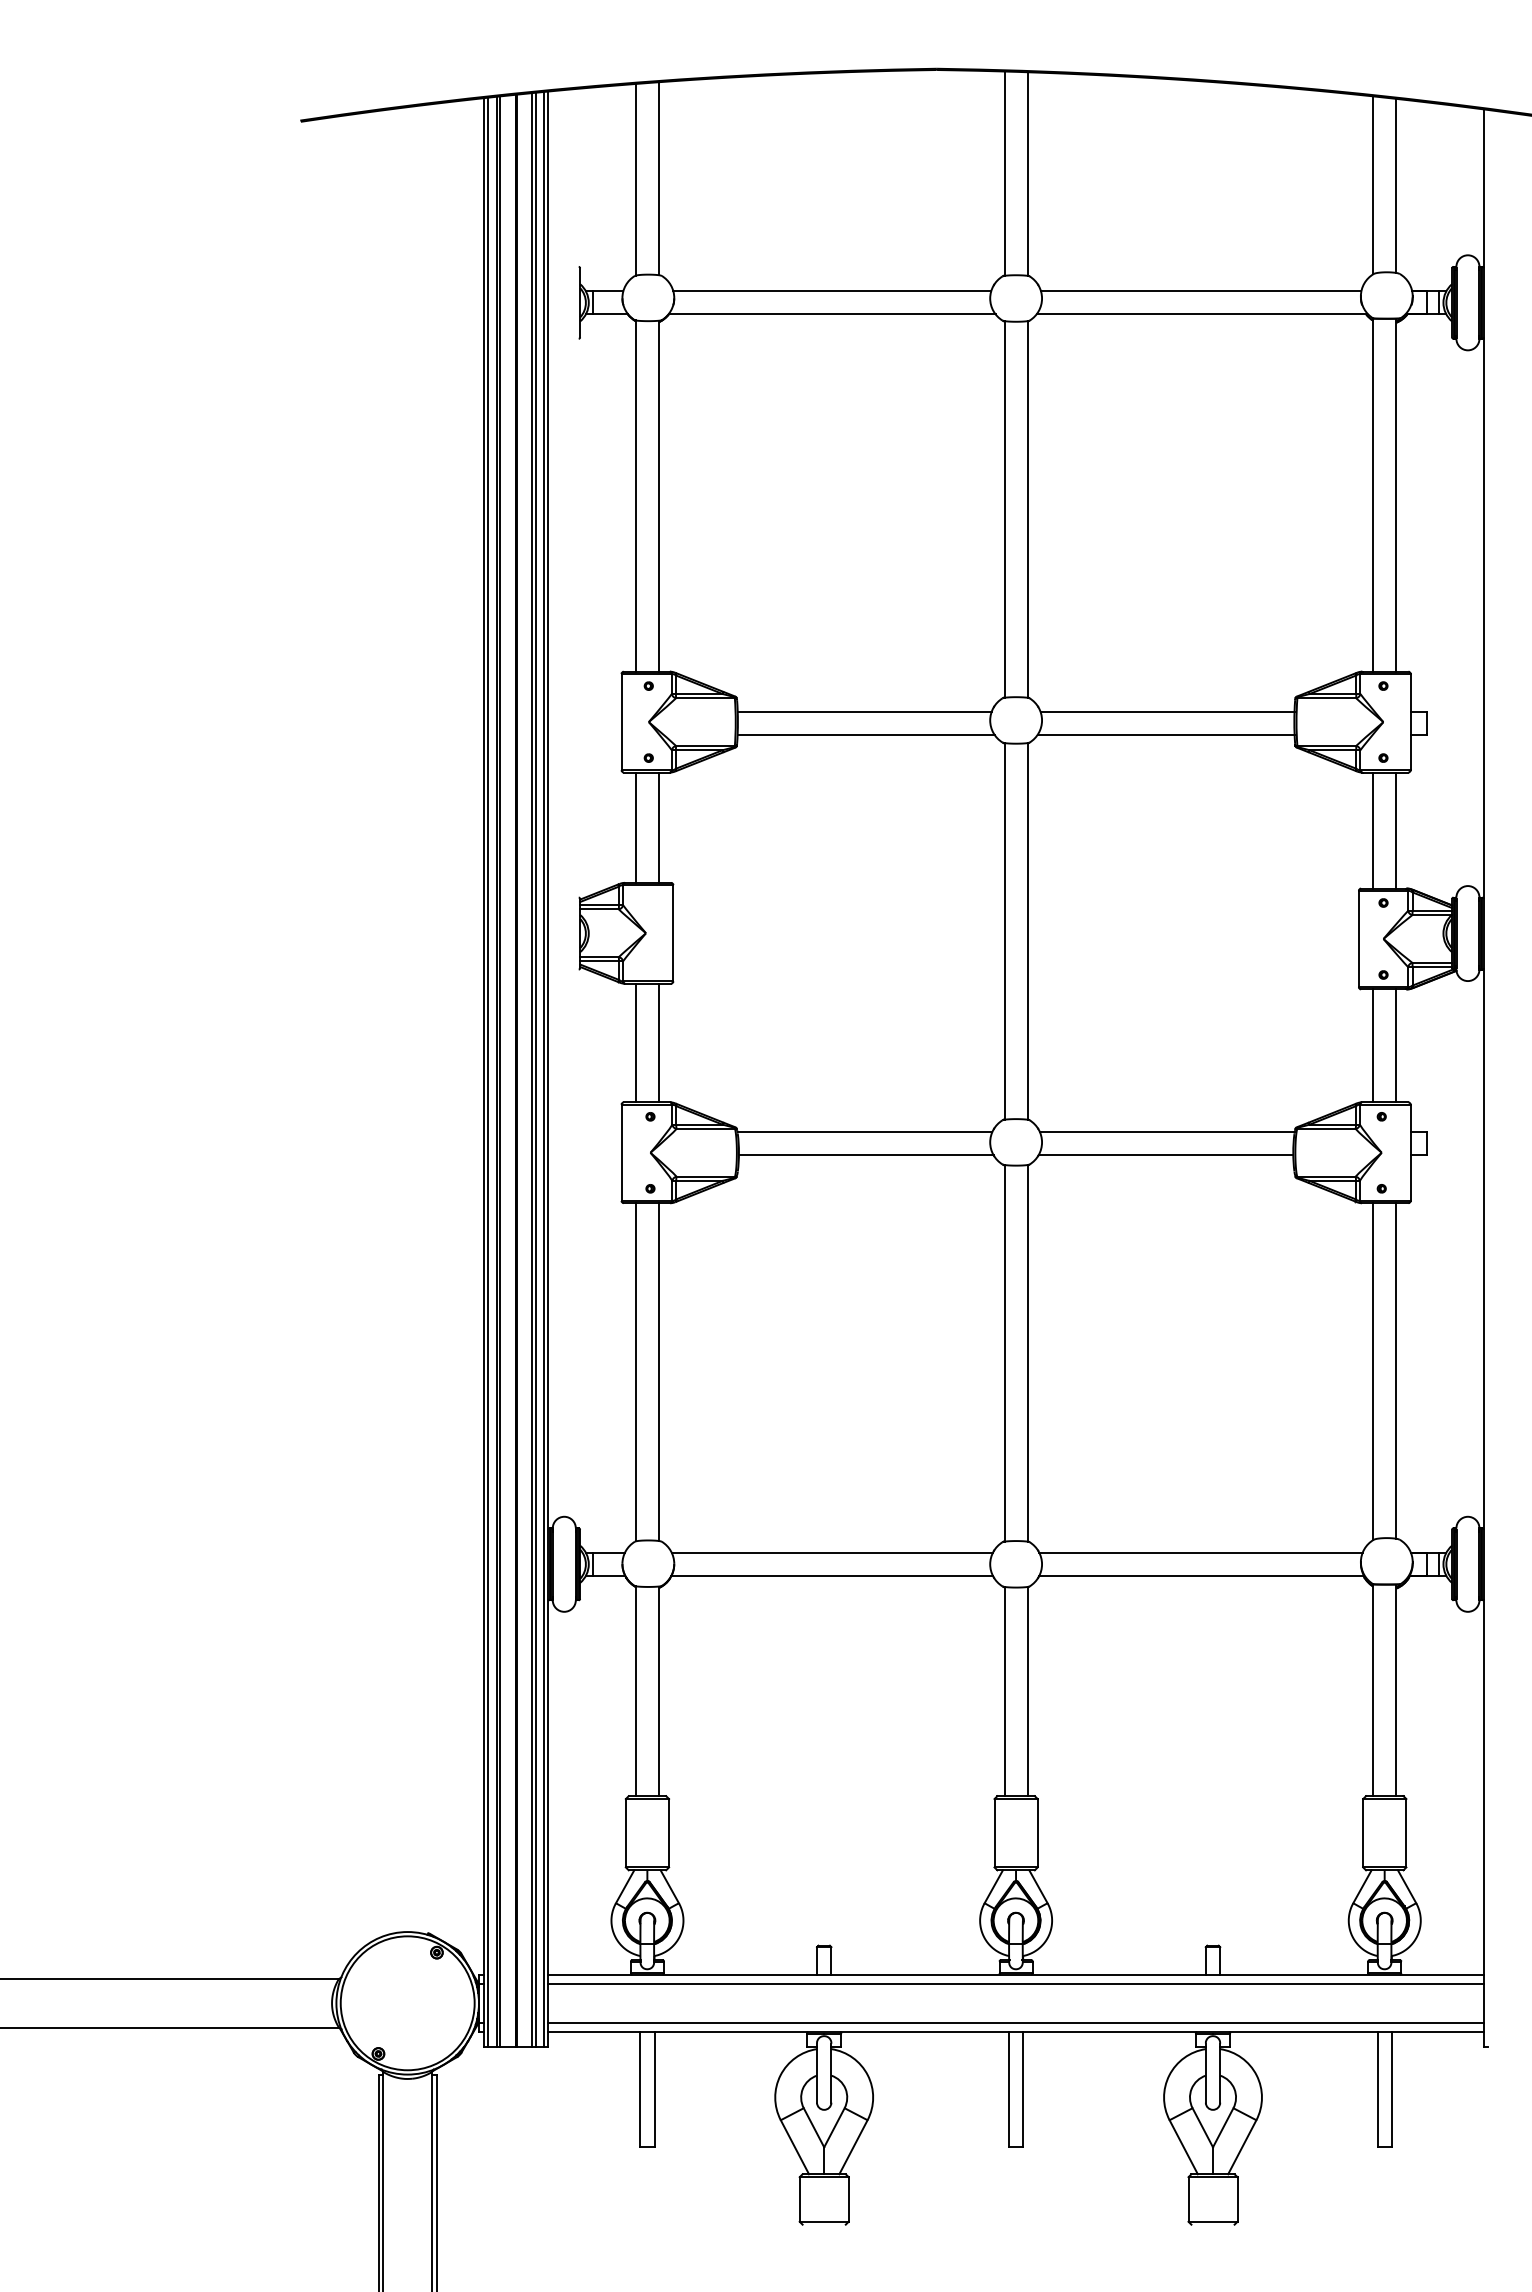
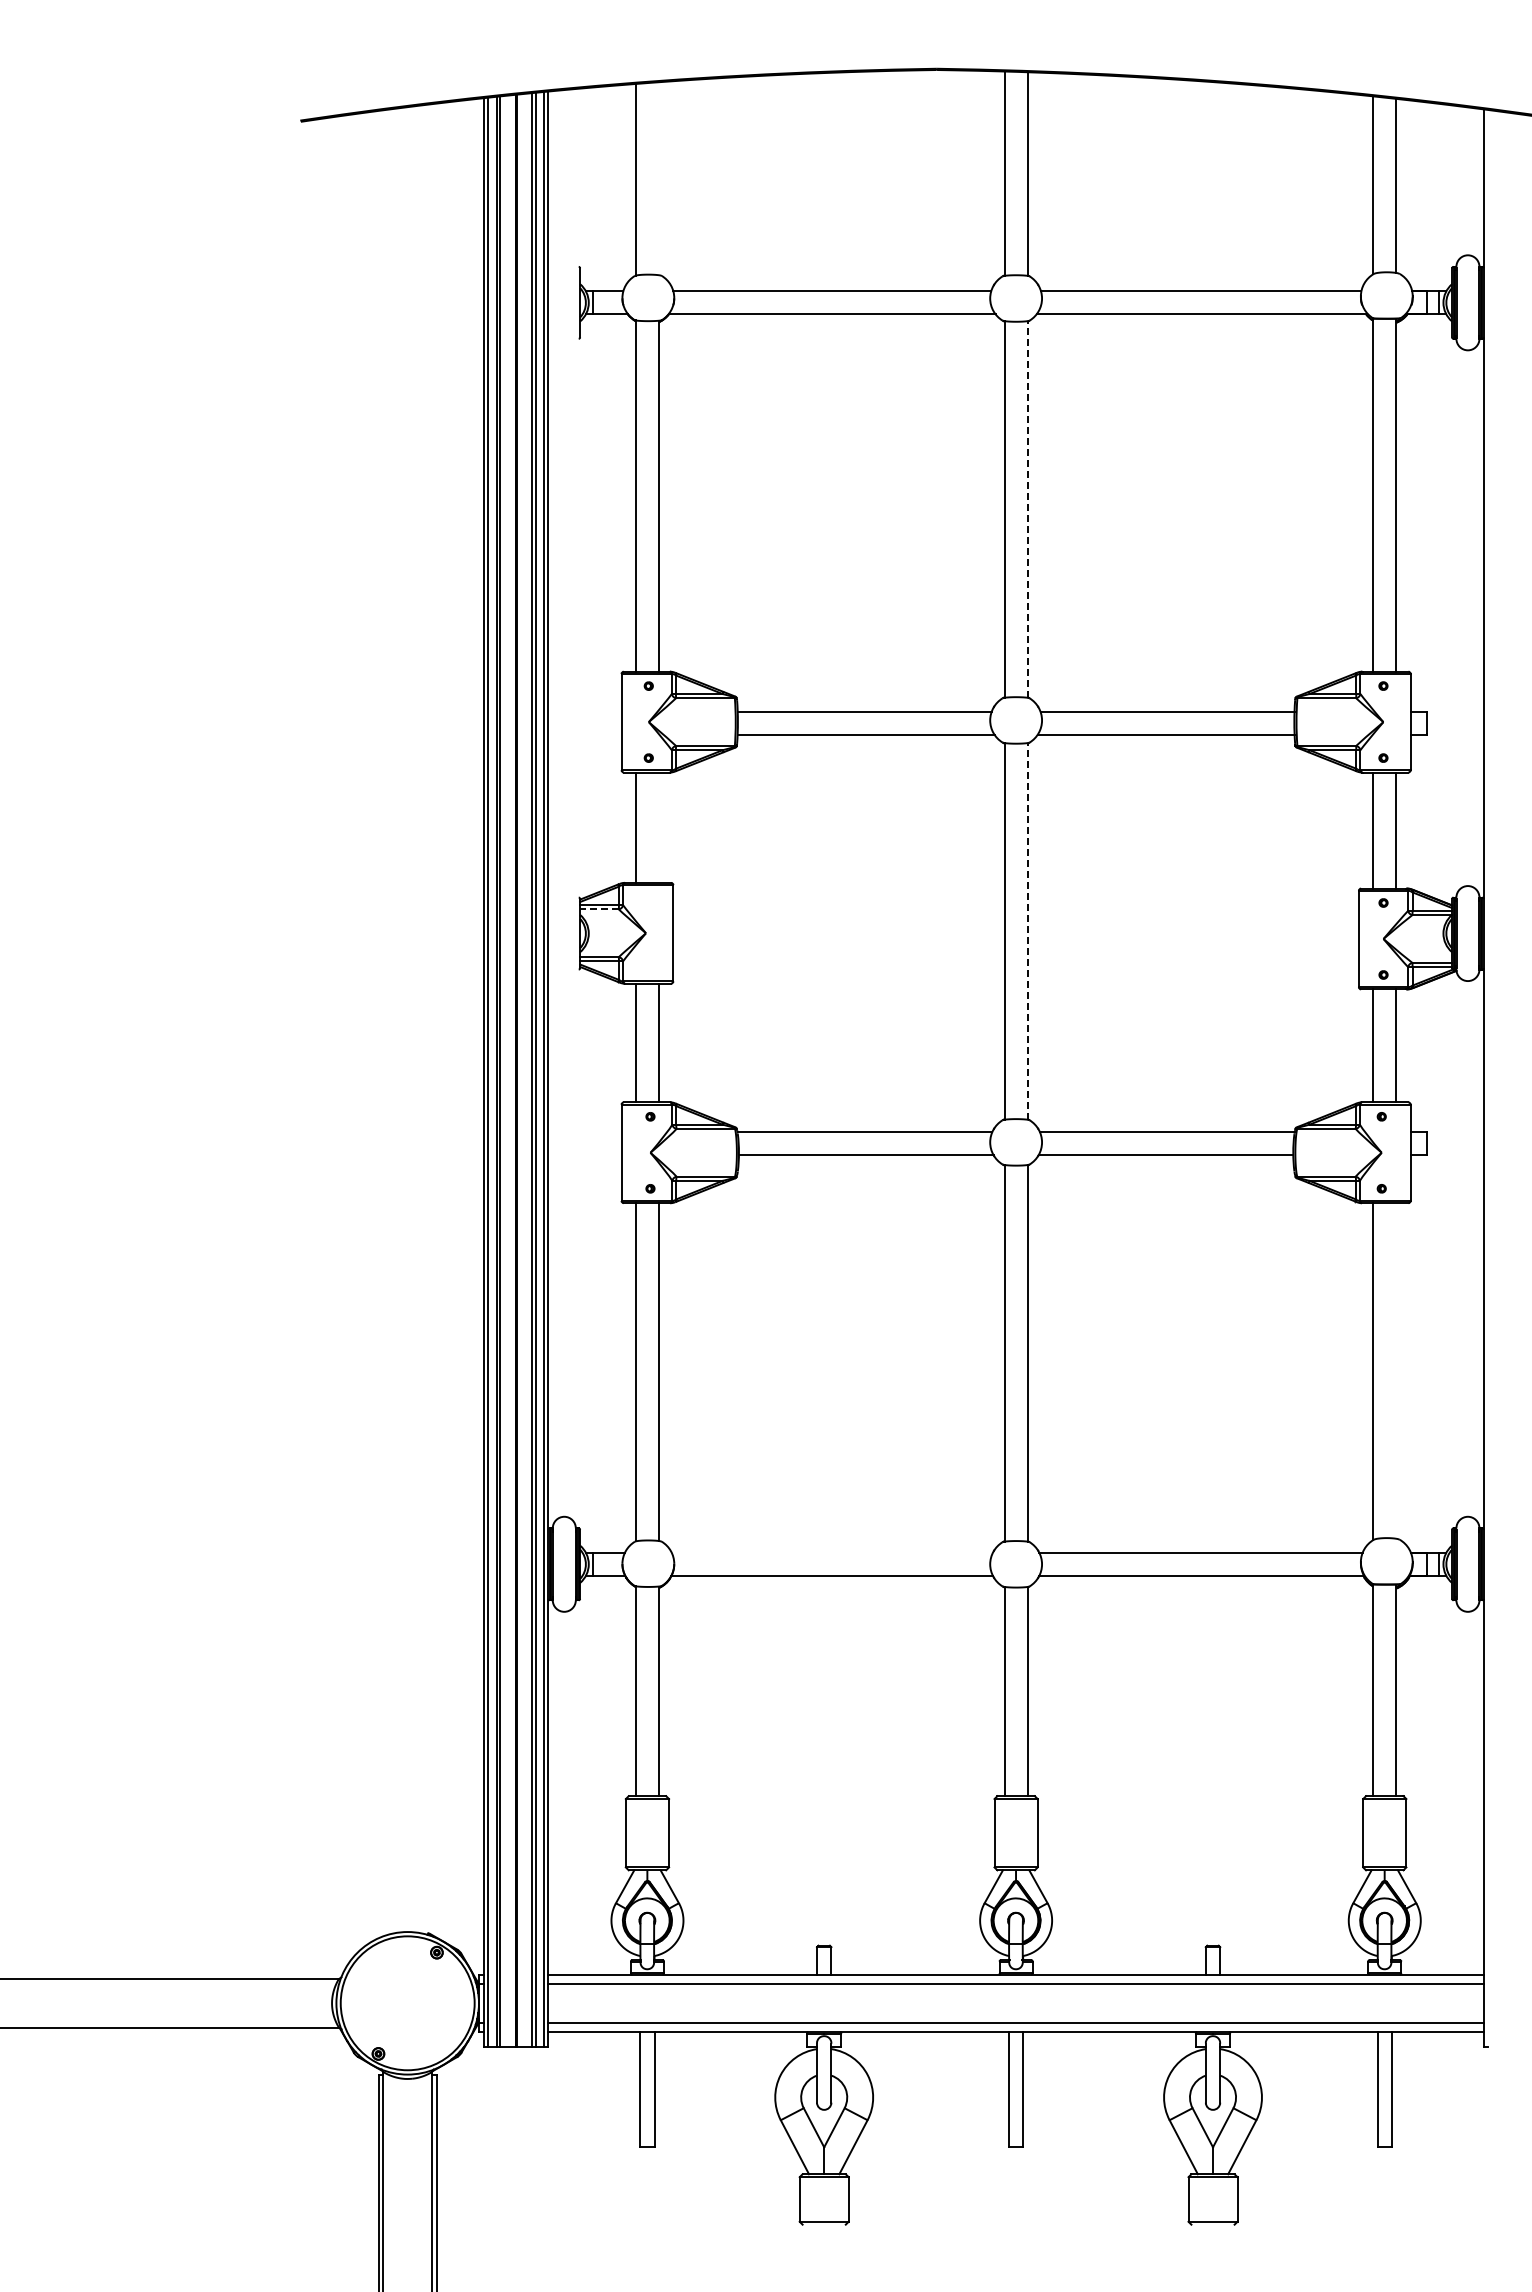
line: present -> none (658, 178)
line: solid -> dashed (1027, 508)
line: present -> none (658, 827)
line: solid -> dashed (598, 909)
line: solid -> dashed (1027, 930)
line: present -> none (1396, 1370)
line: present -> none (831, 1552)
